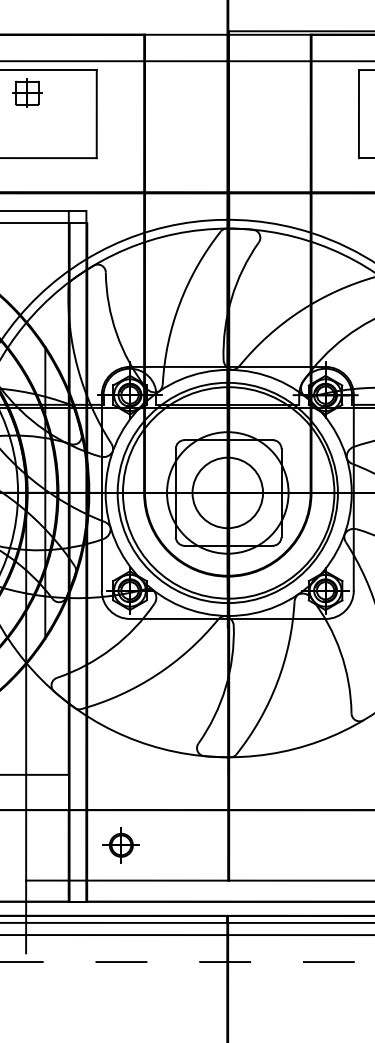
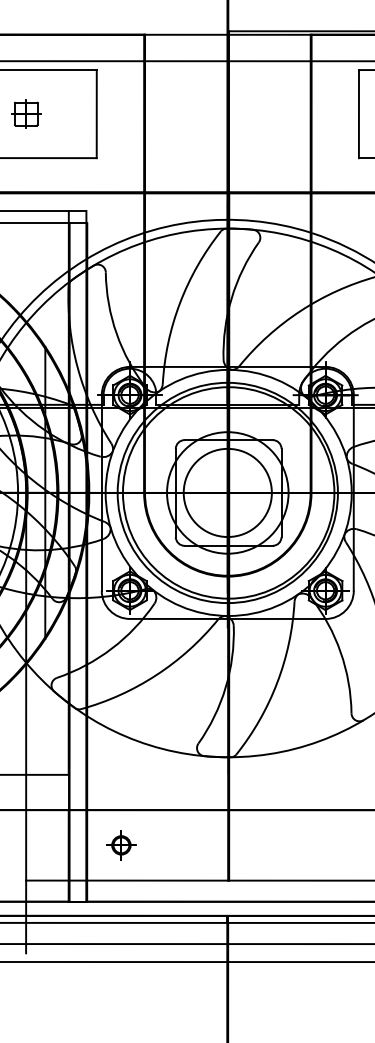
part position: (27, 92) -> (26, 113) (26, 113)
circle diameter: 71 px -> 88 px (227, 492)
part size: 38x37 px -> 31x31 px (121, 845)
line position: (186, 935) -> (186, 944) (186, 944)
line: dashed -> solid (187, 962)
